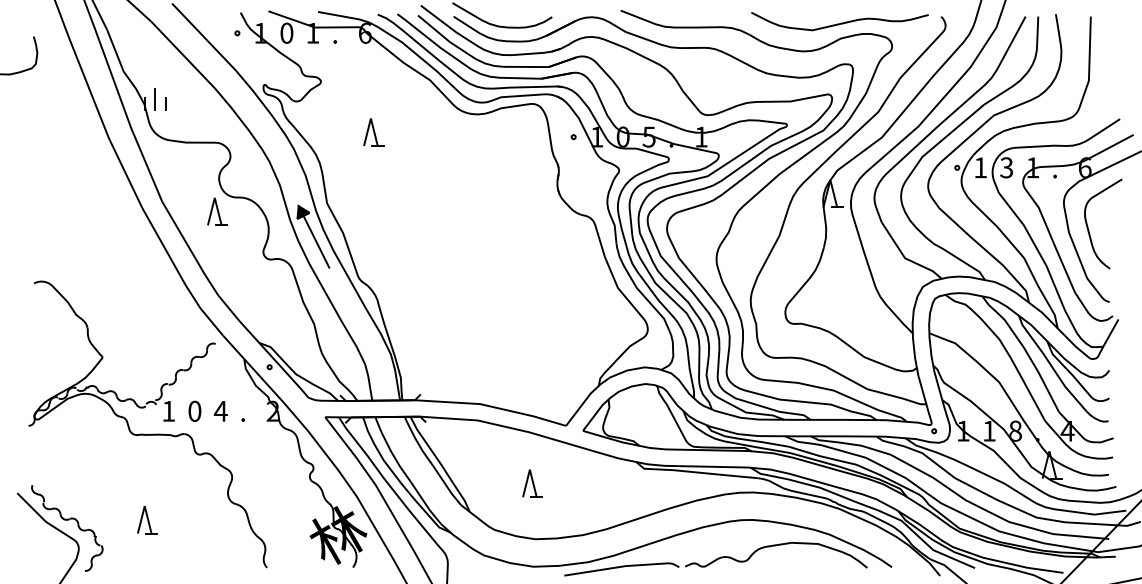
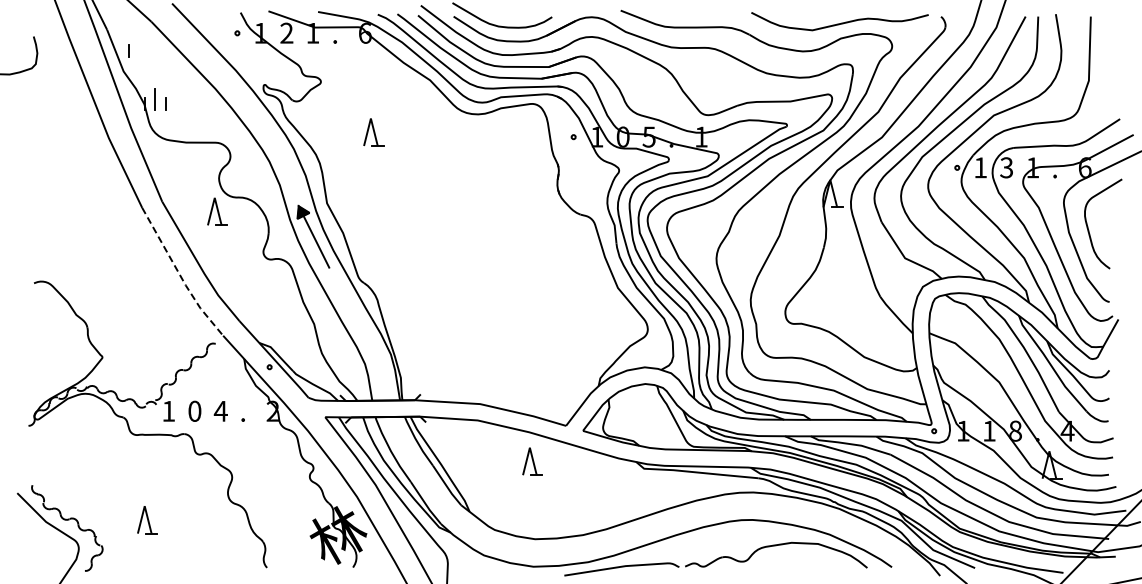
text: 0 -> 2 (286, 32)
line: none -> present (128, 50)
line: solid -> dashed (180, 275)
part position: (532, 483) -> (532, 461) (532, 461)
